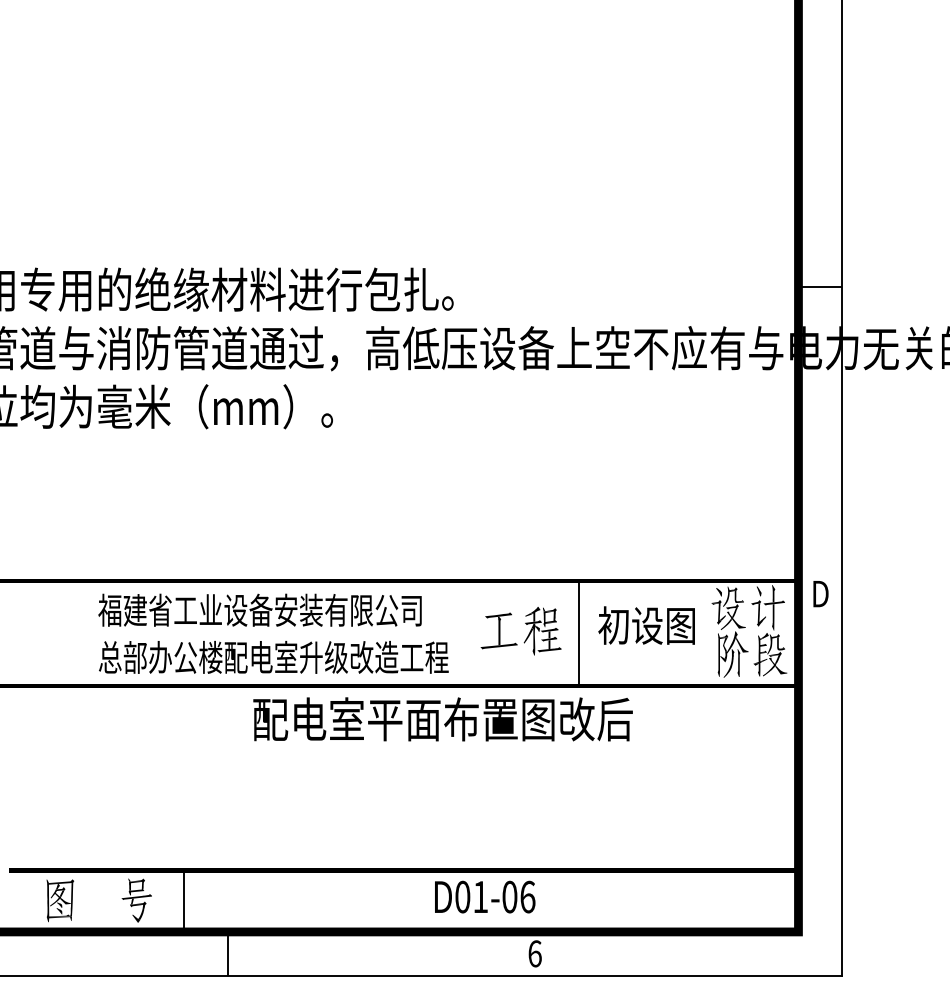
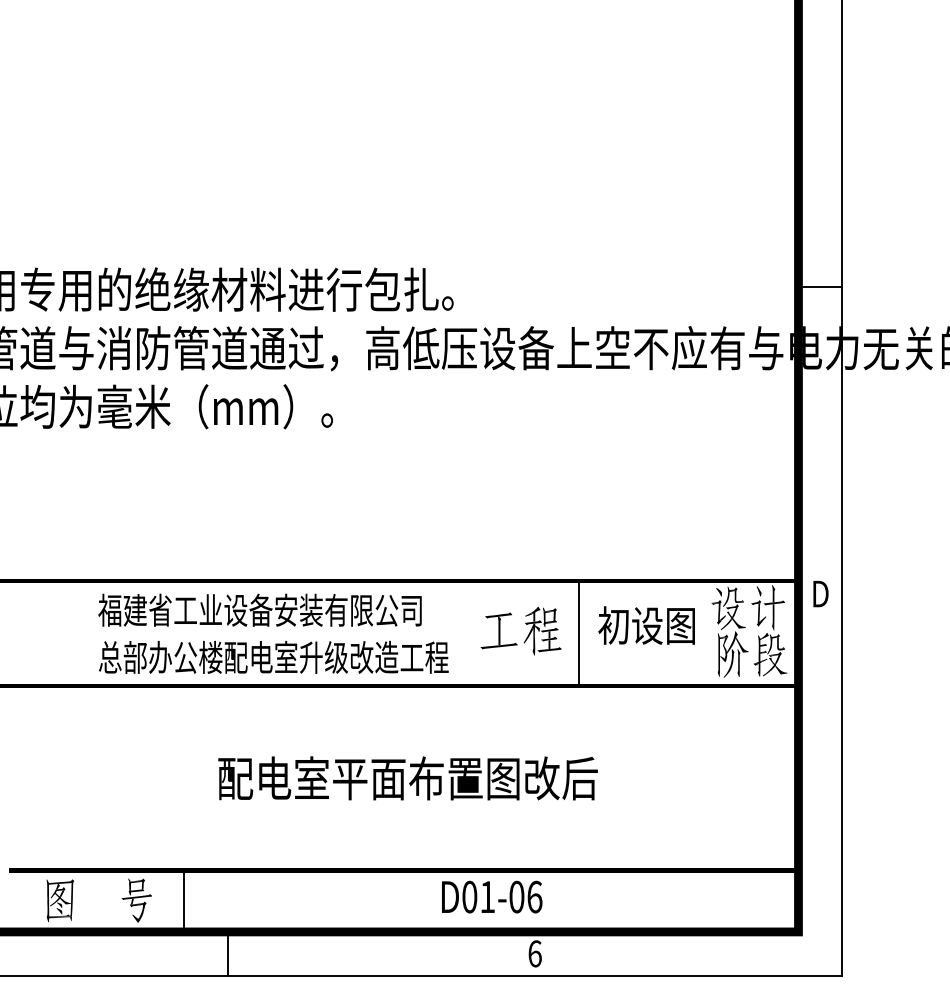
text position: (442, 719) -> (407, 778) (407, 778)
text position: (485, 896) -> (492, 896) (492, 896)
